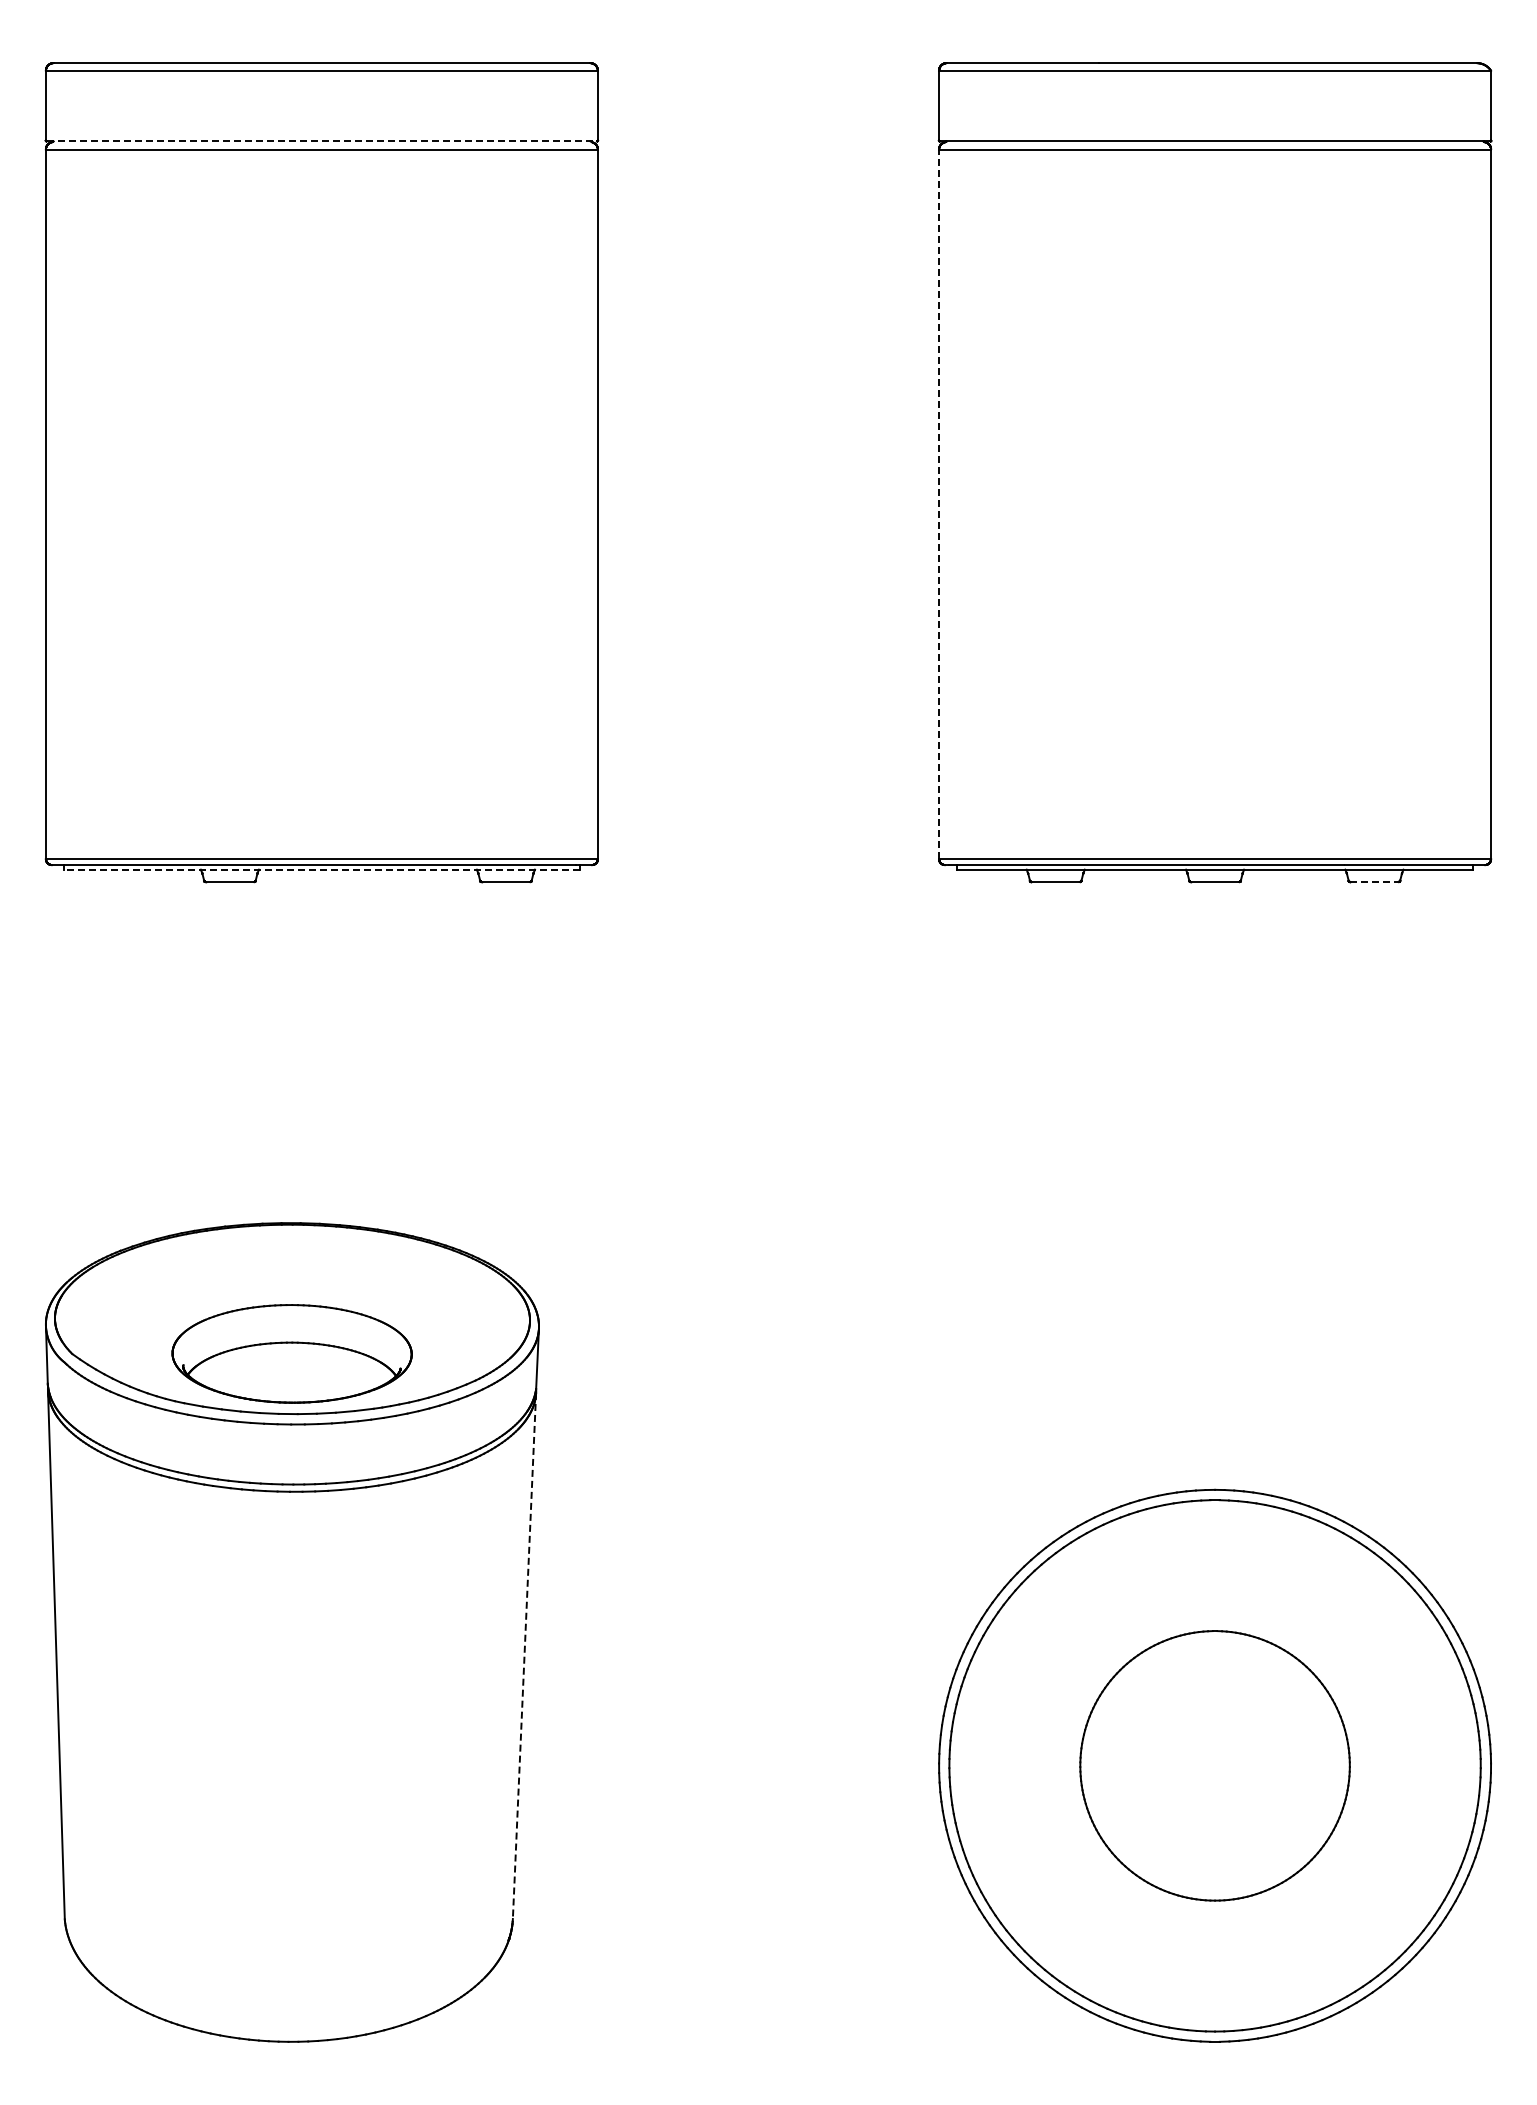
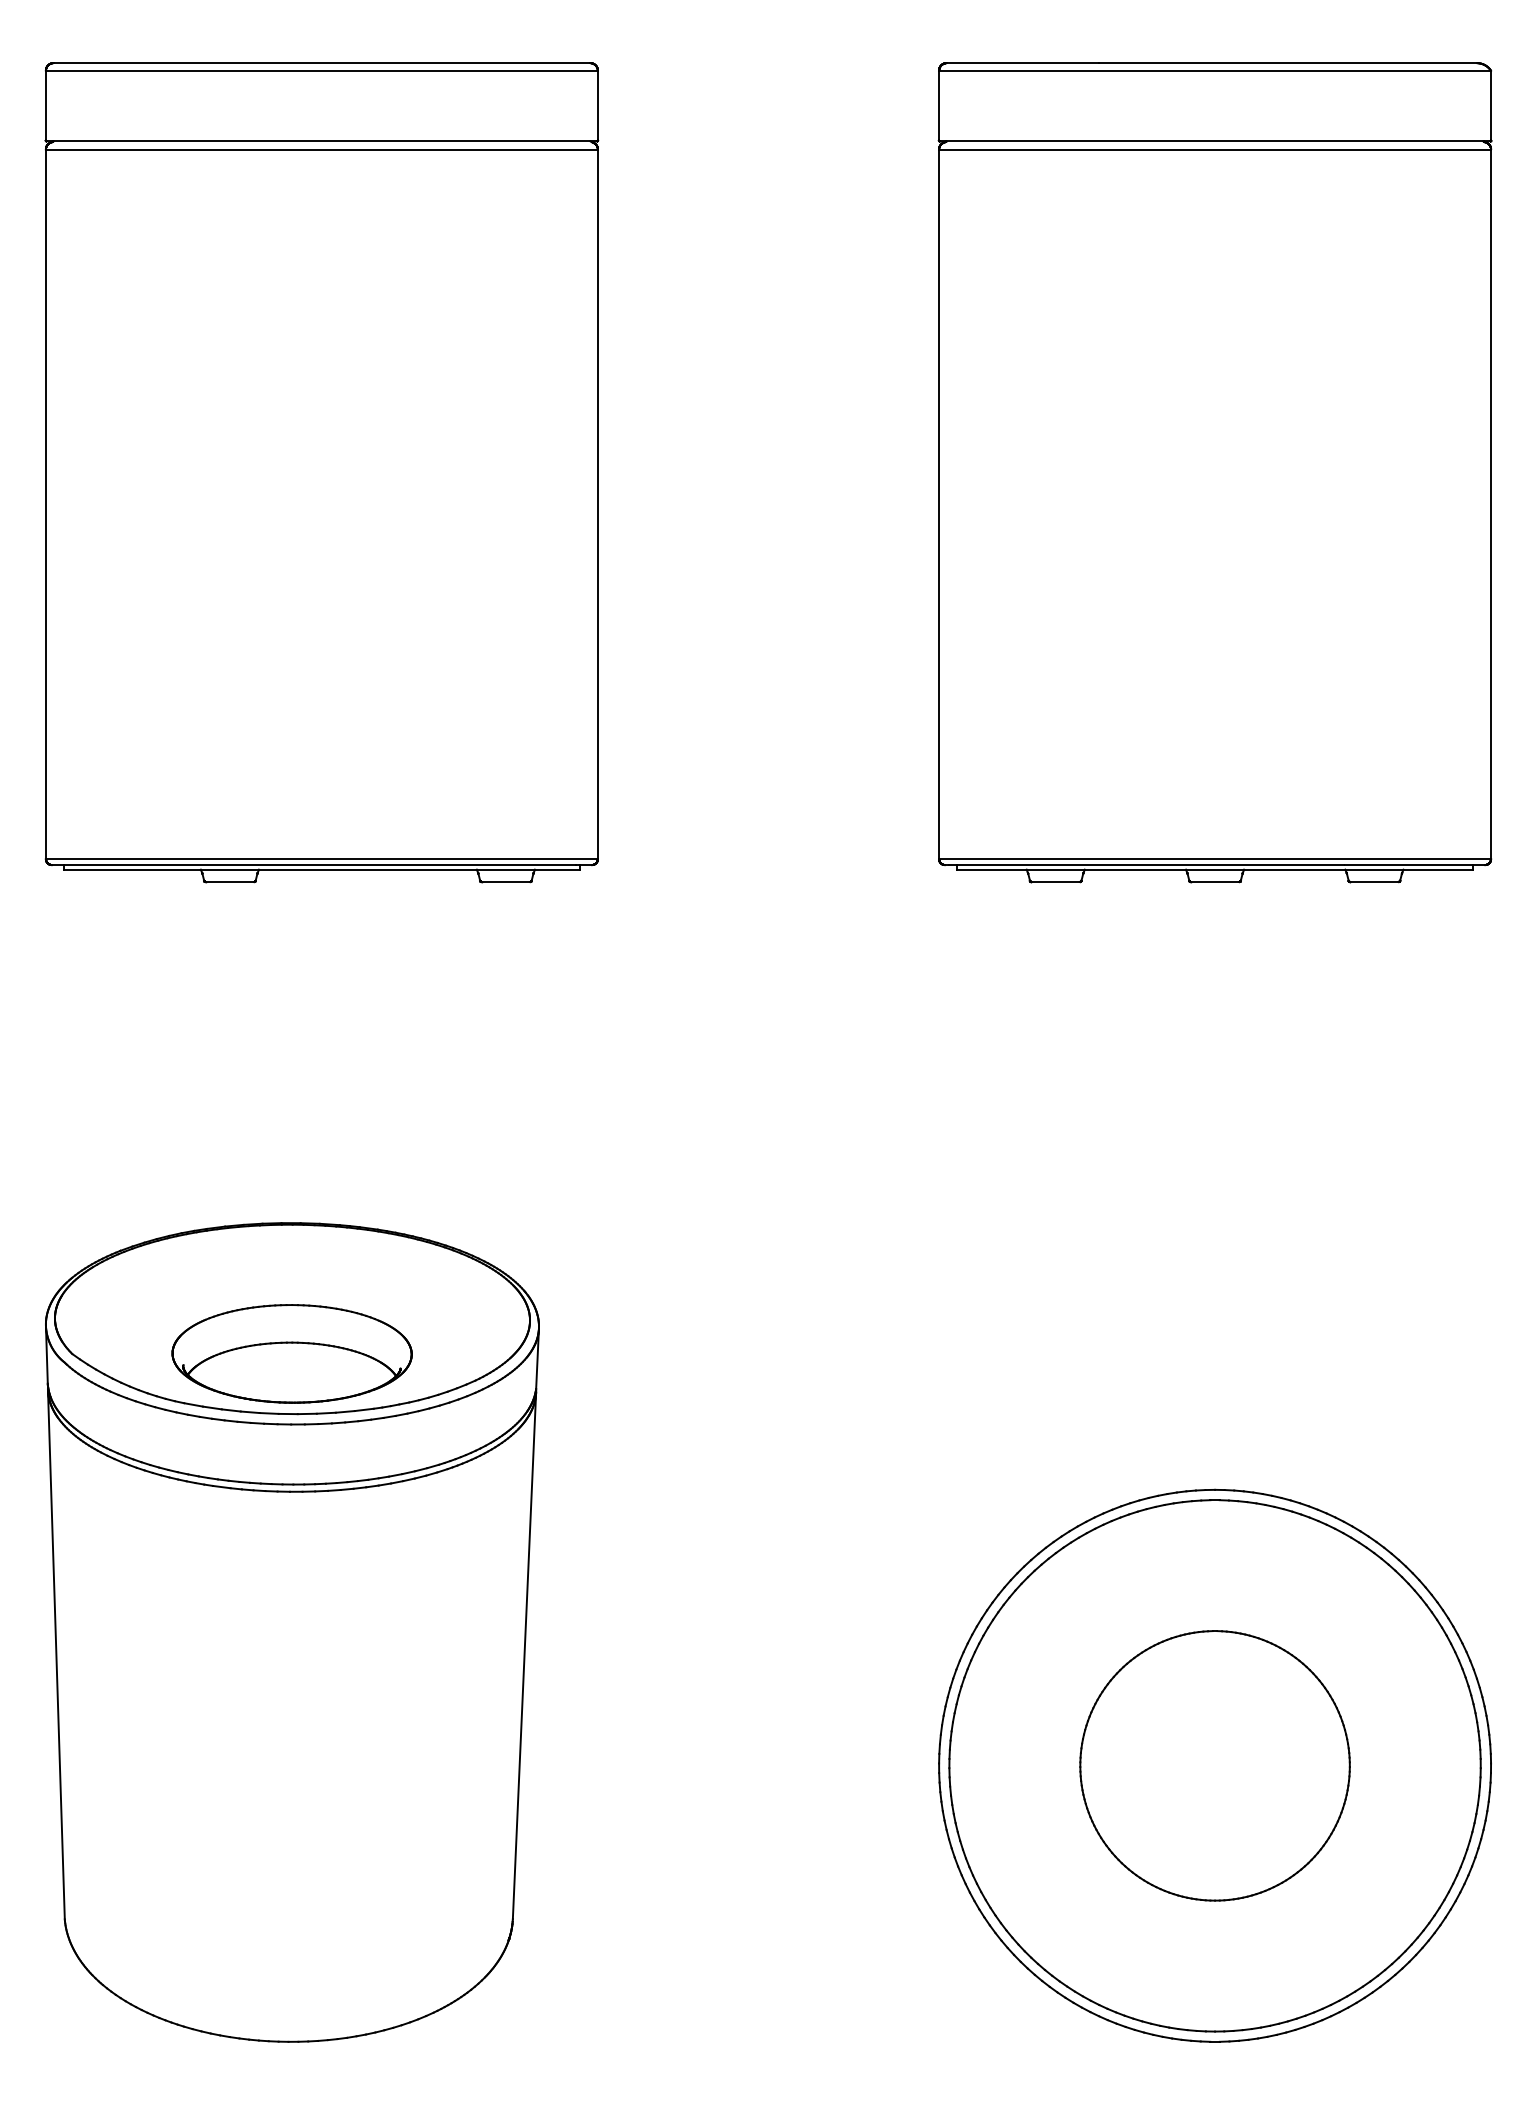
line: dashed -> solid (322, 141)
line: dashed -> solid (939, 504)
line: dashed -> solid (321, 869)
line: dashed -> solid (1374, 881)
line: dashed -> solid (524, 1656)
